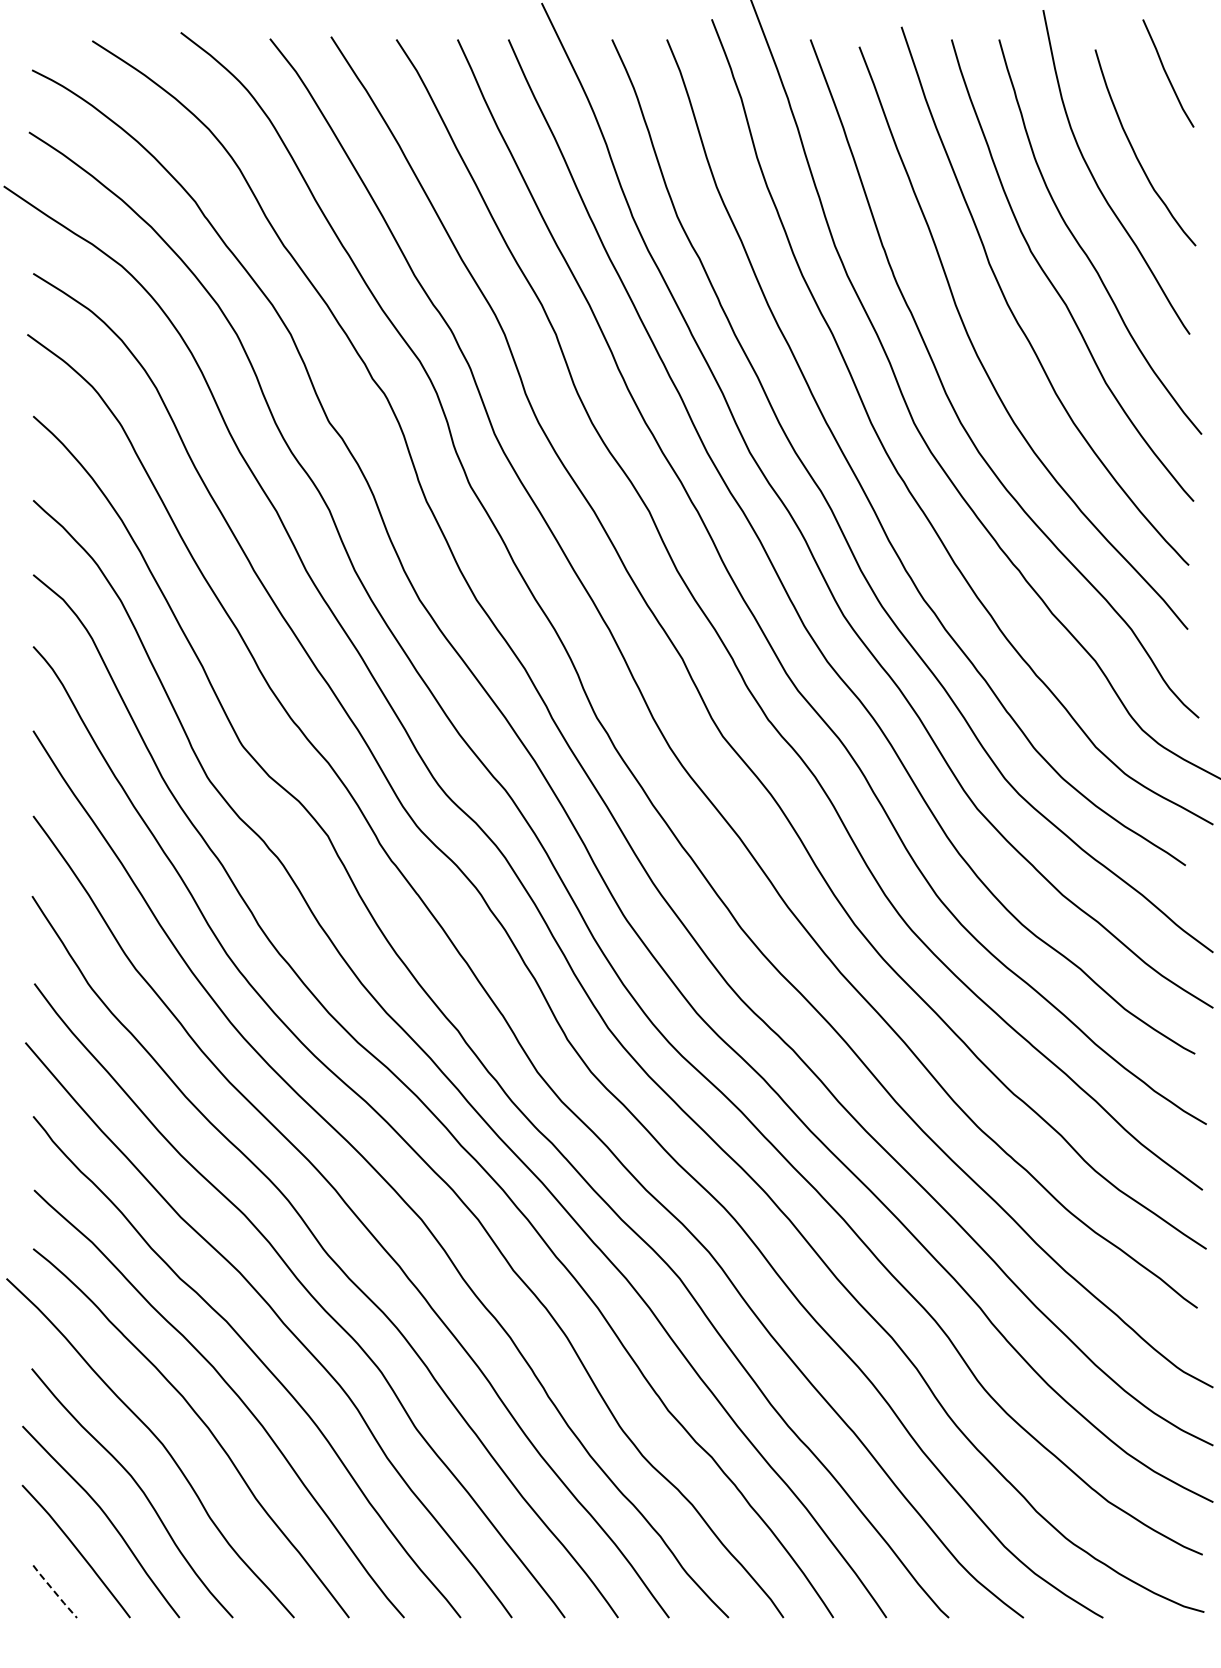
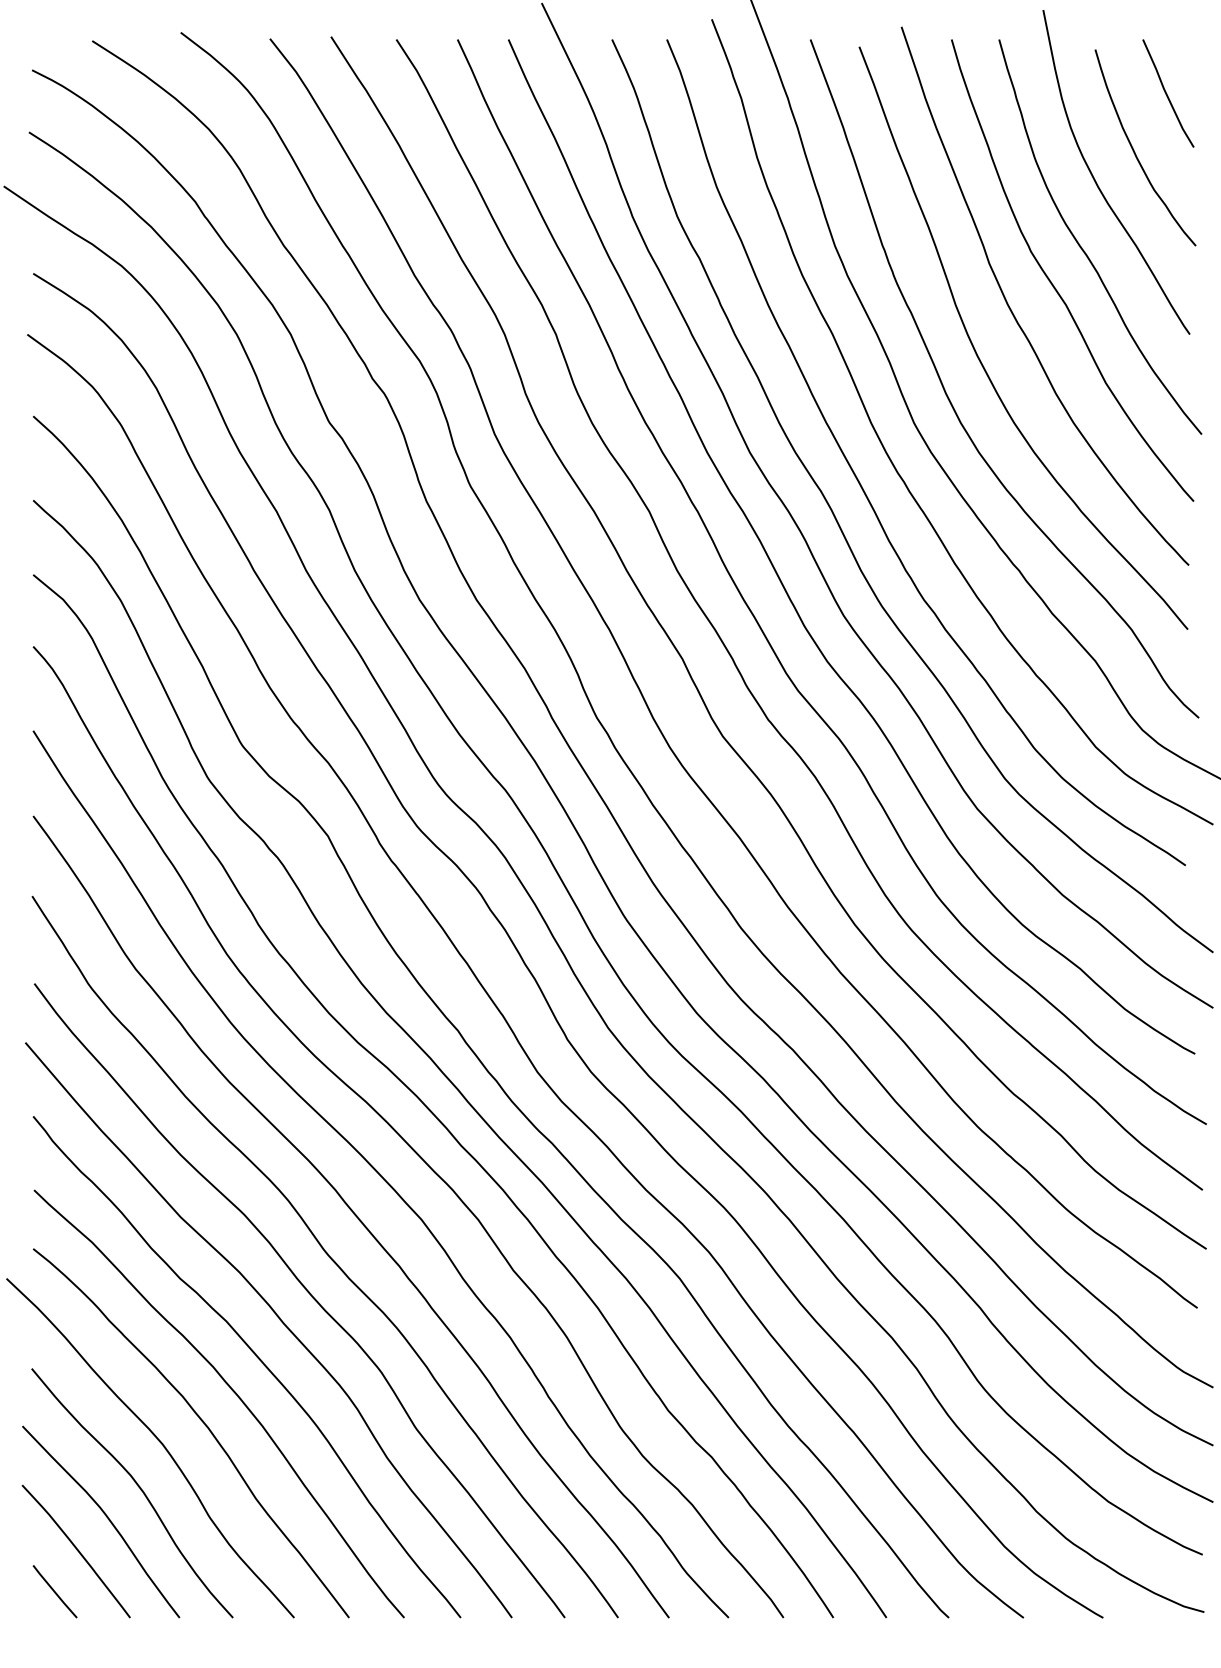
line position: (1167, 73) -> (1167, 93) (1167, 93)
line: dashed -> solid (54, 1591)
